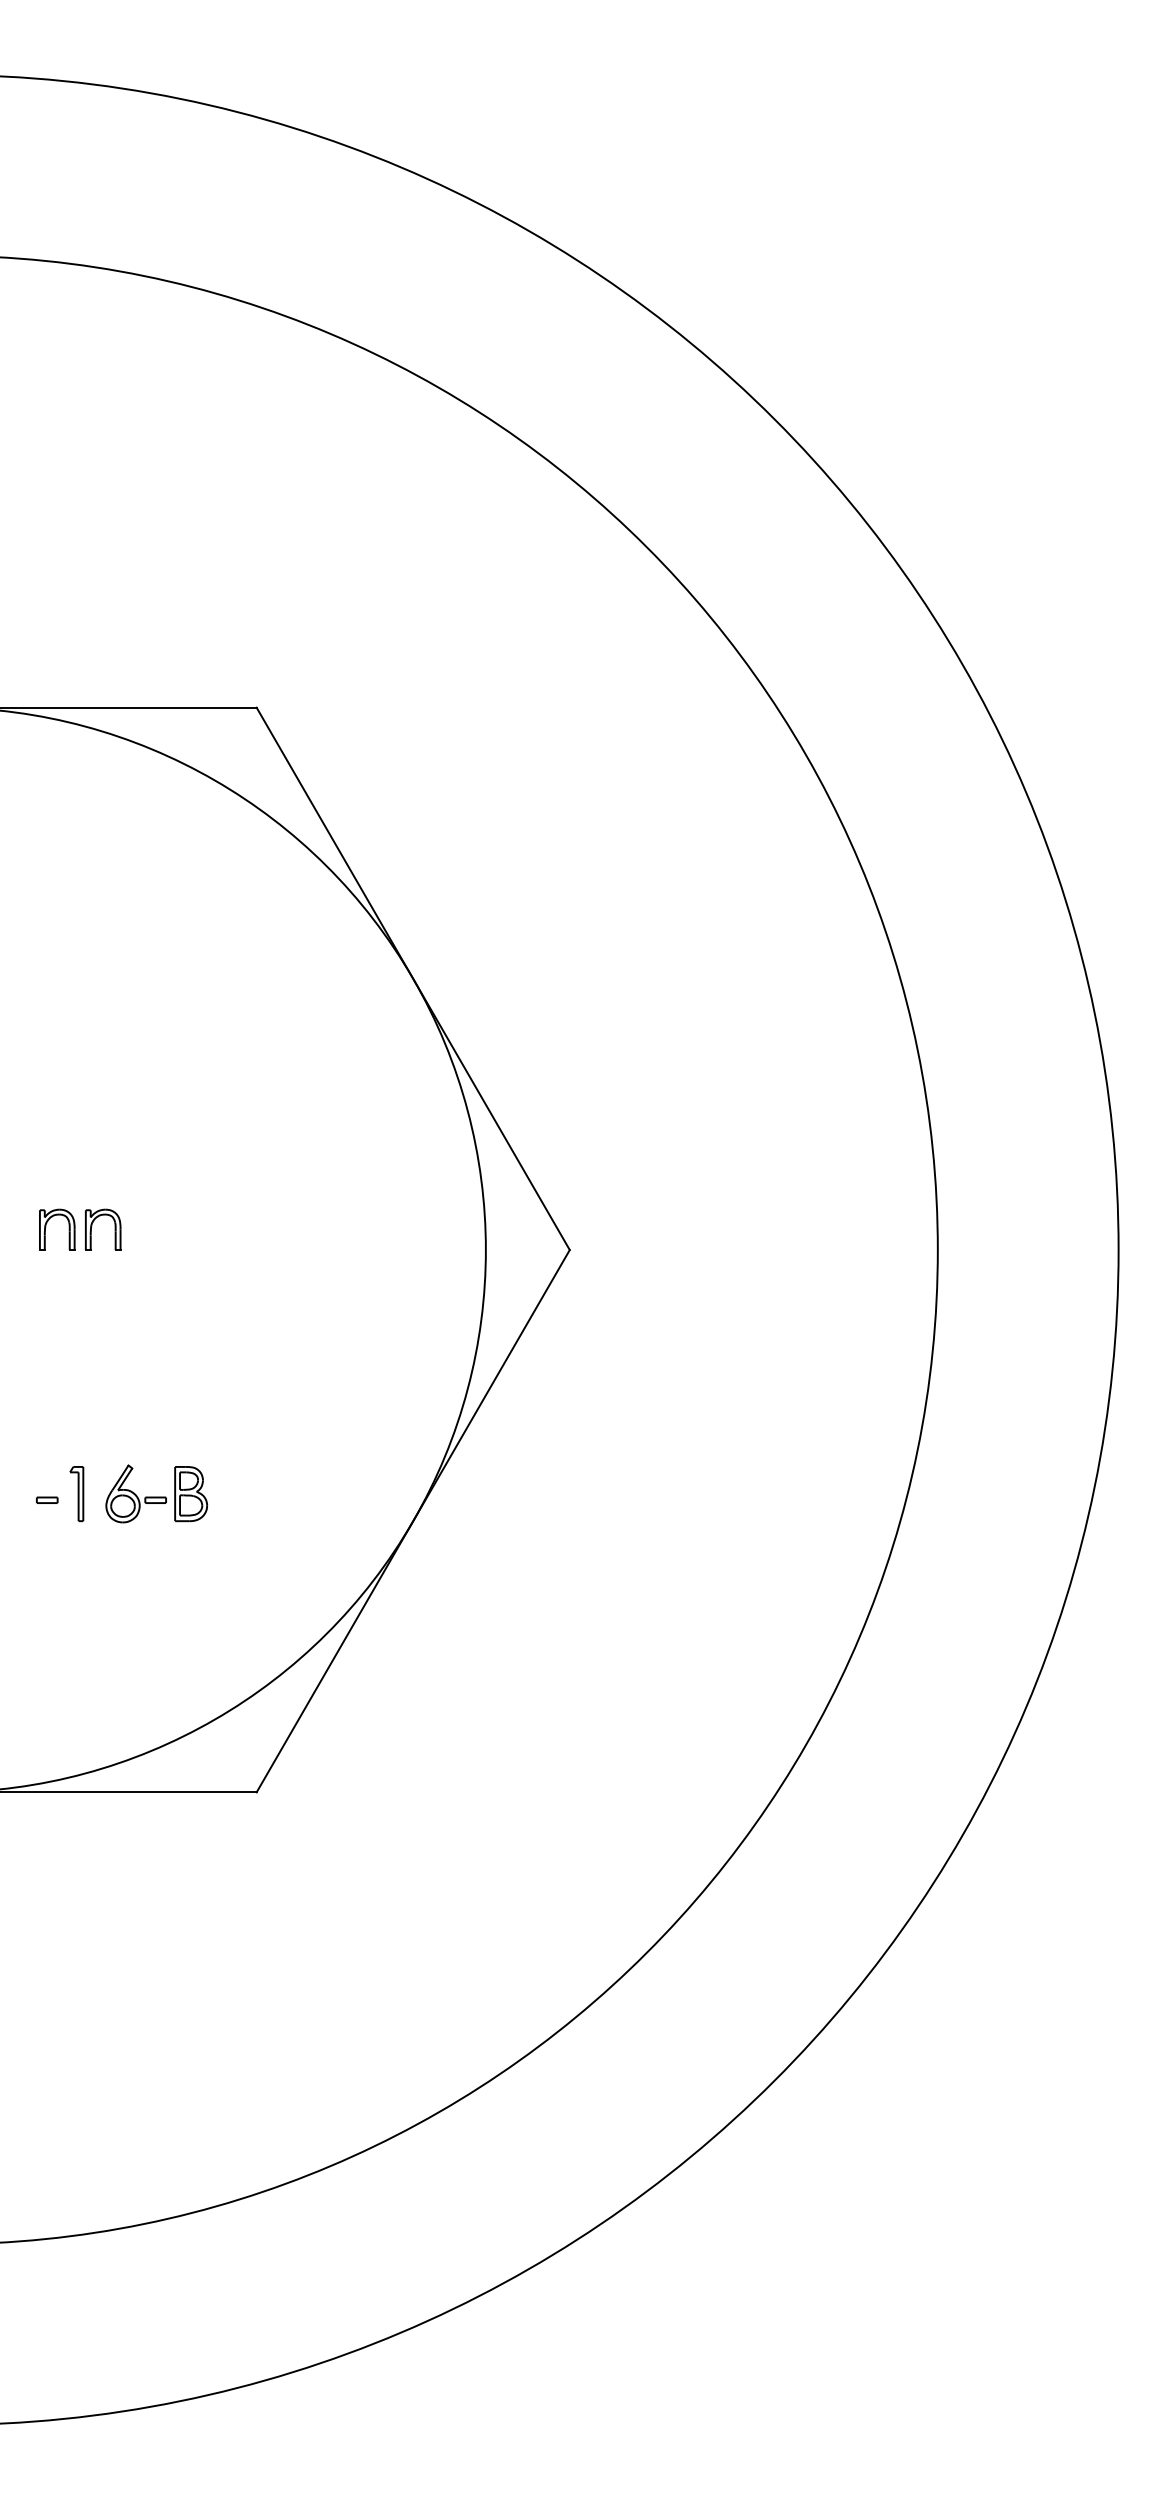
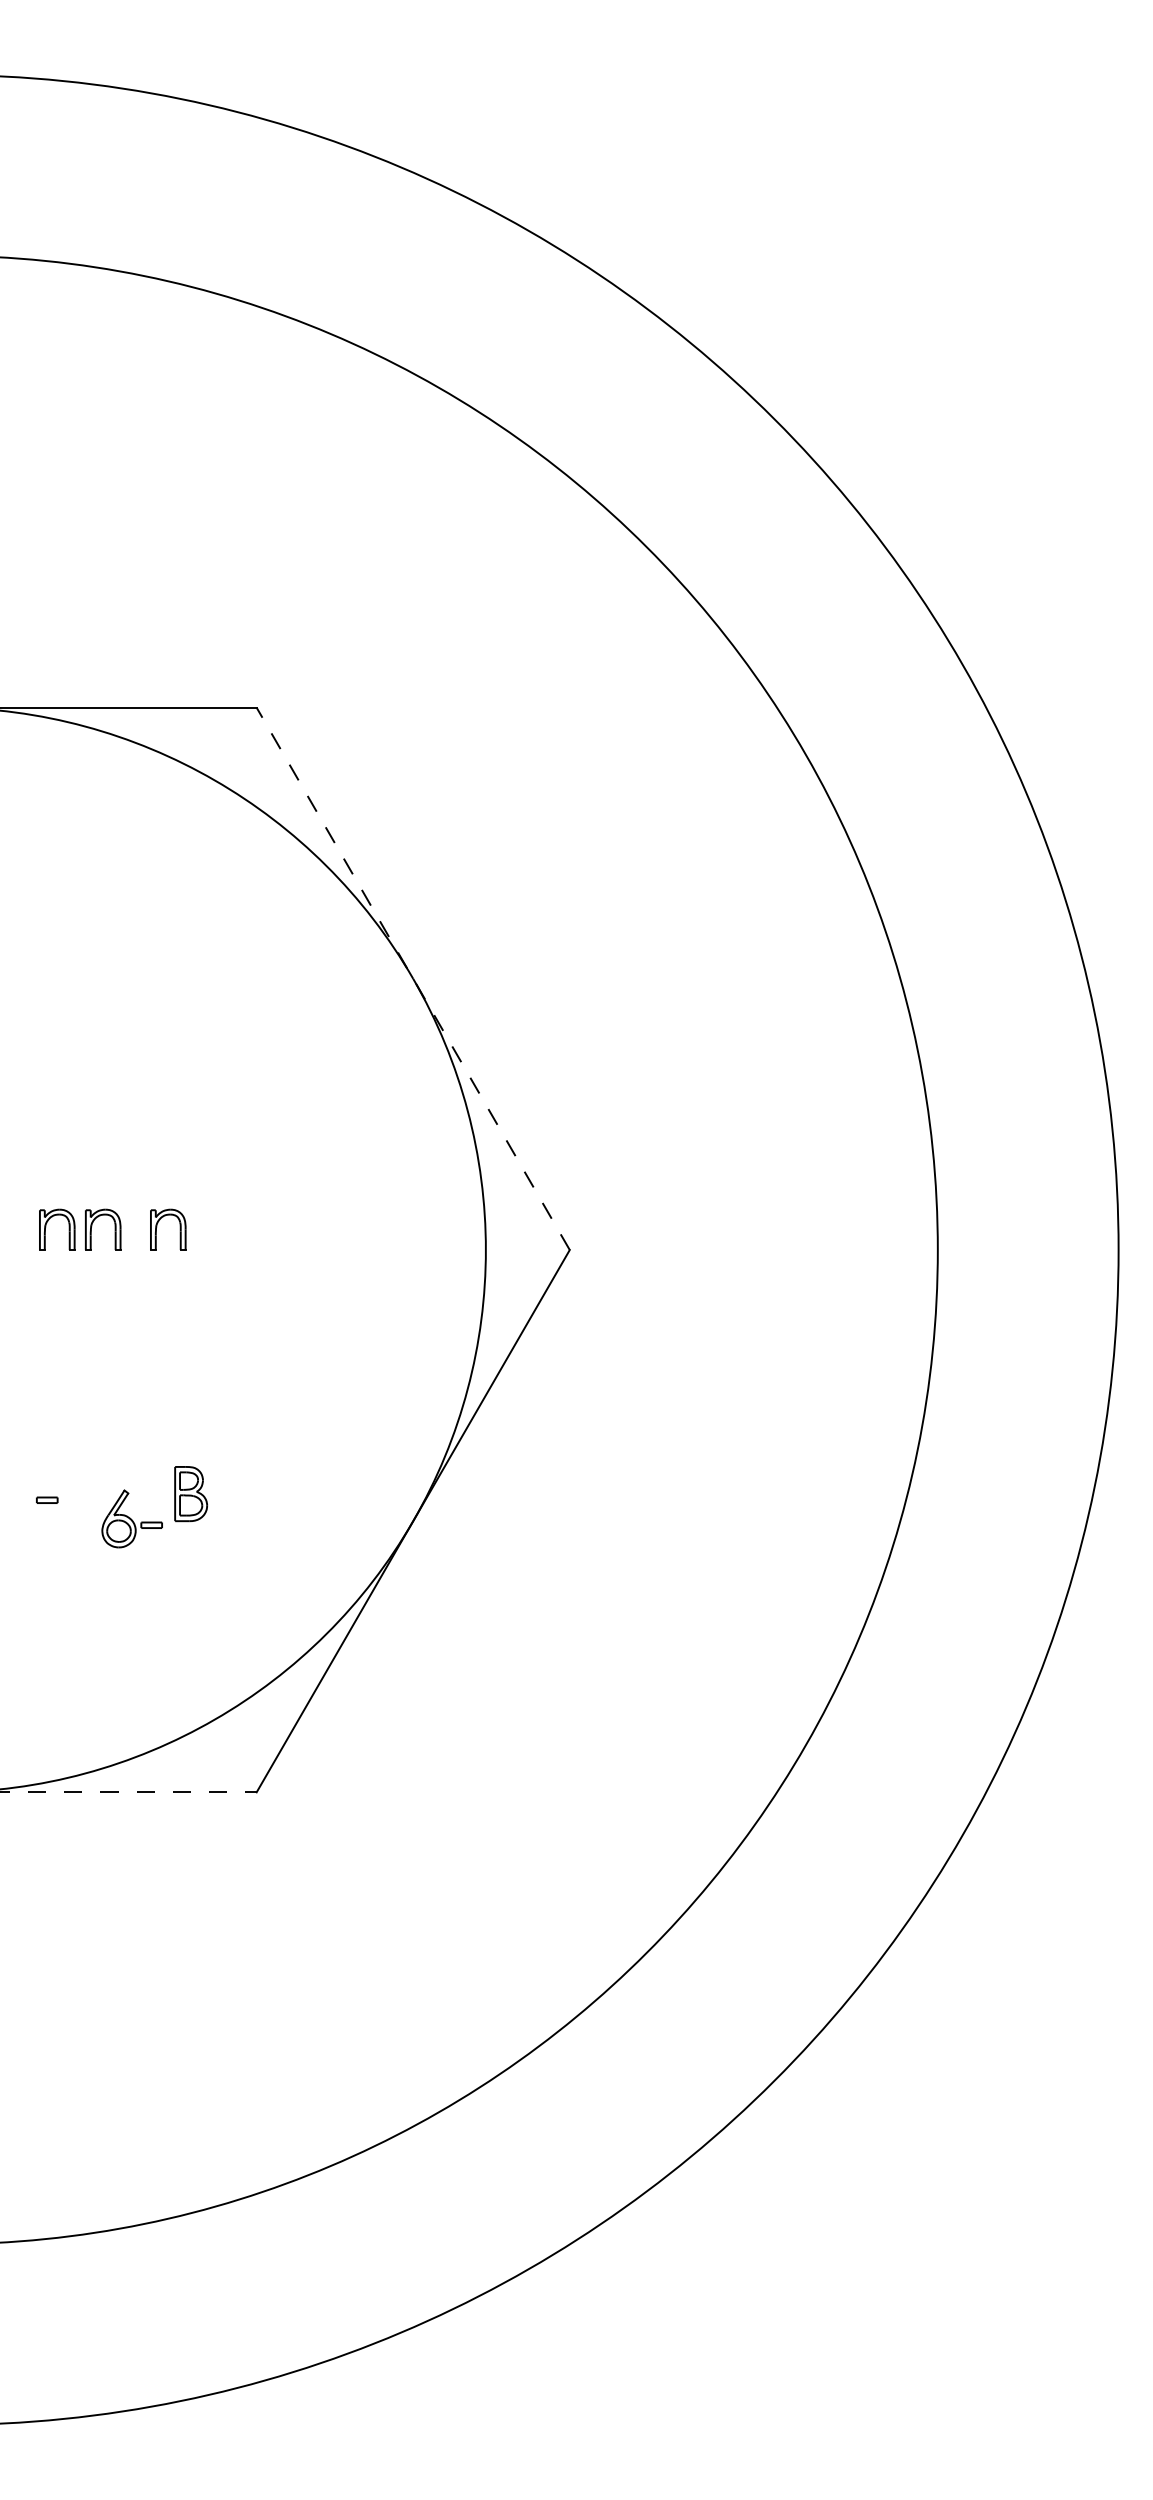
line: solid -> dashed (412, 978)
part: none -> present (179, 1229)
part position: (135, 1493) -> (131, 1518) (131, 1518)
part: present -> none (76, 1494)
line: solid -> dashed (128, 1792)
